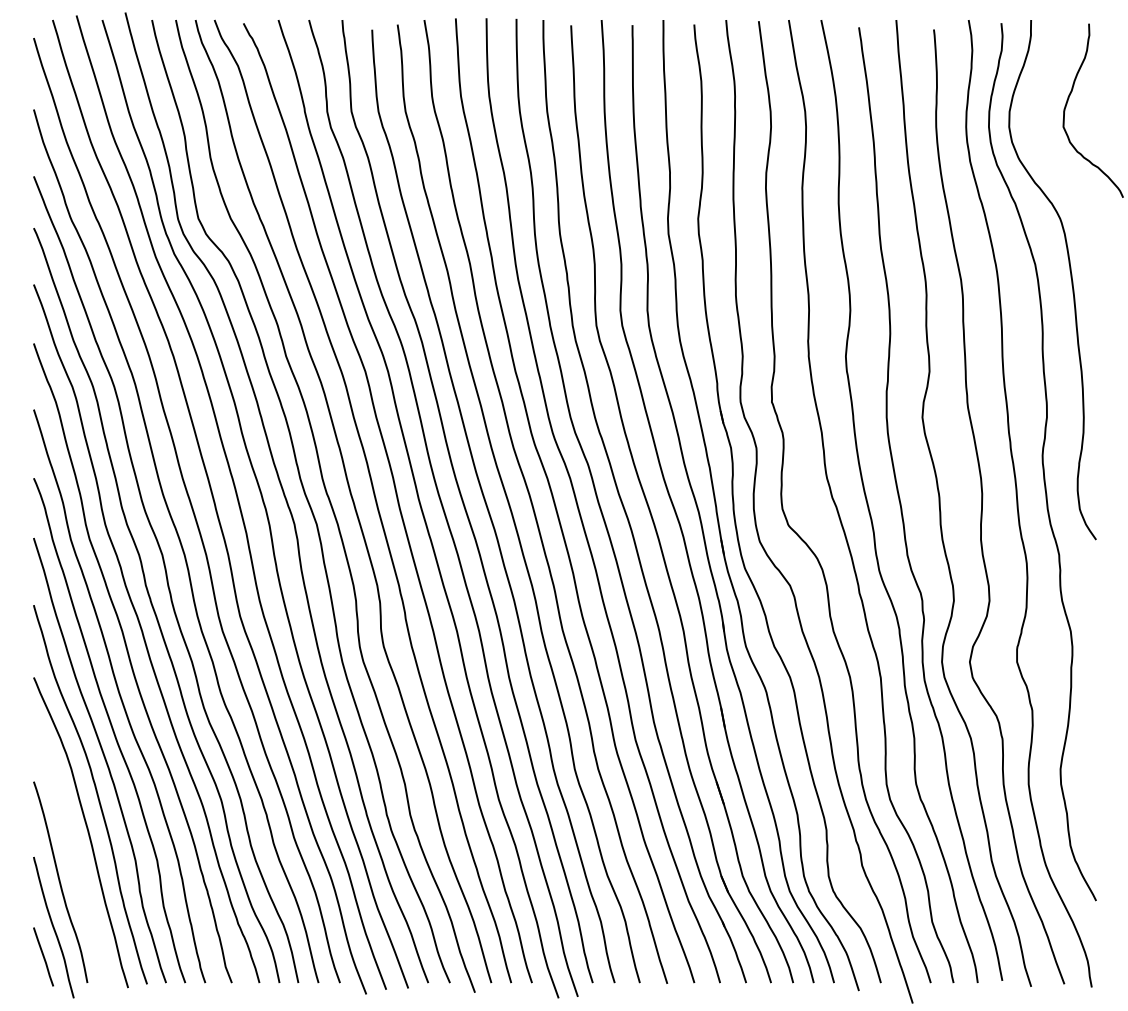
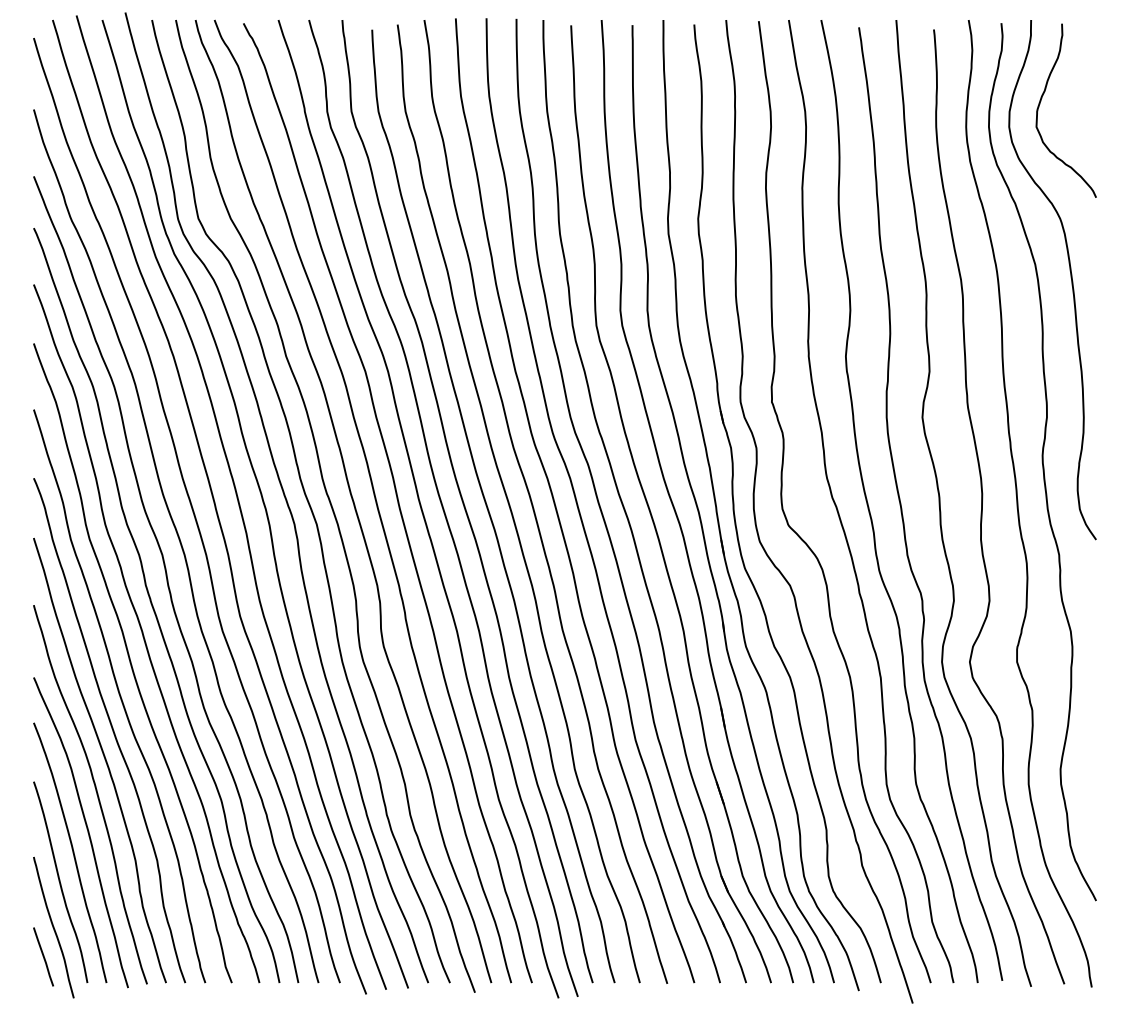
curve position: (1068, 101) -> (1041, 101) (1041, 101)
curve: none -> present (72, 852)
